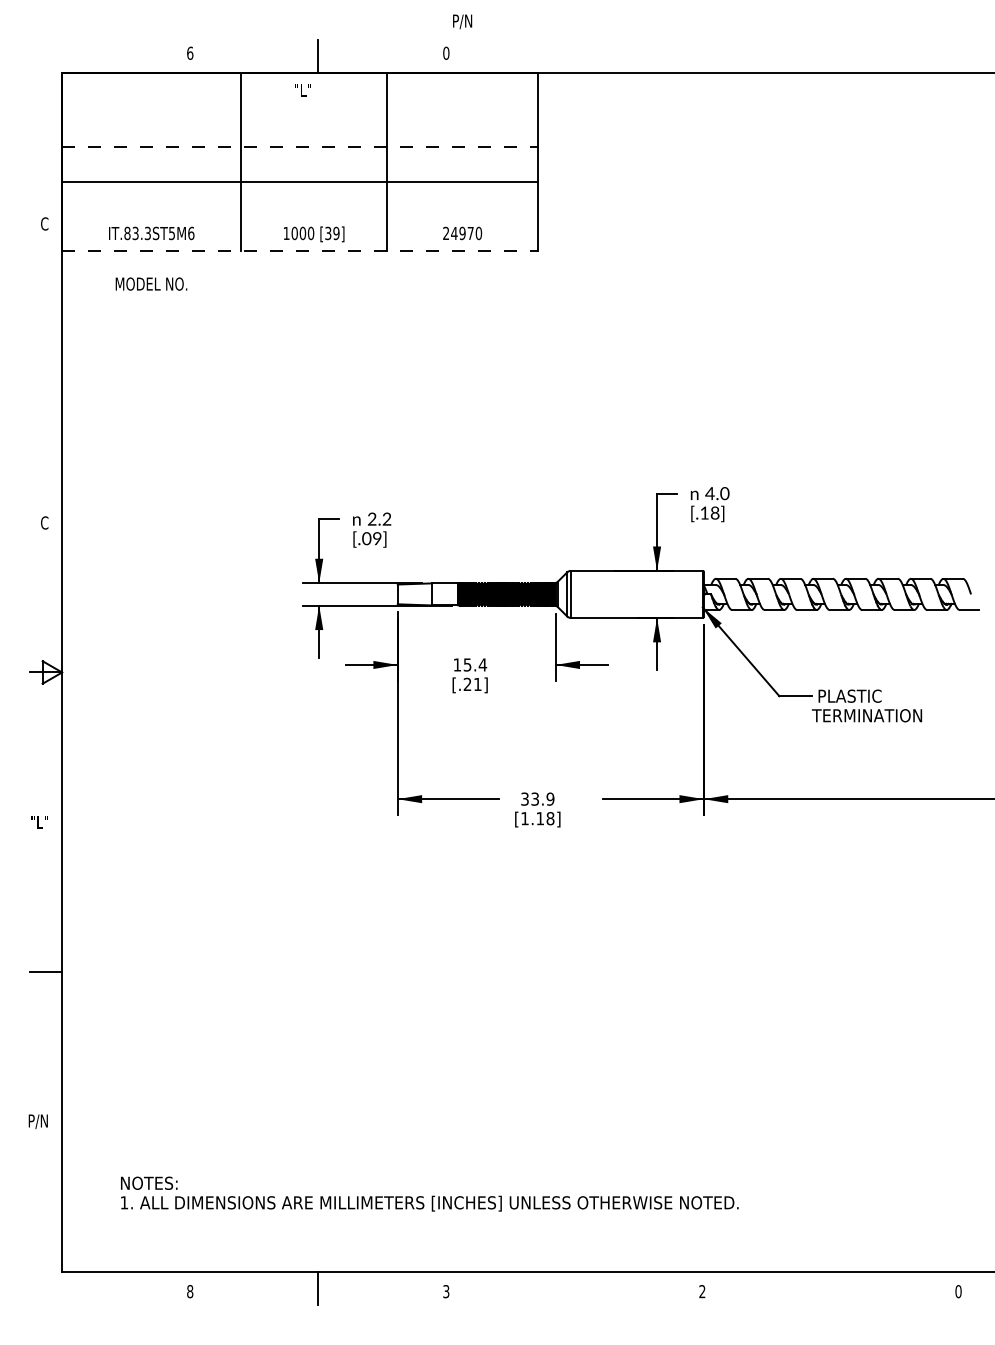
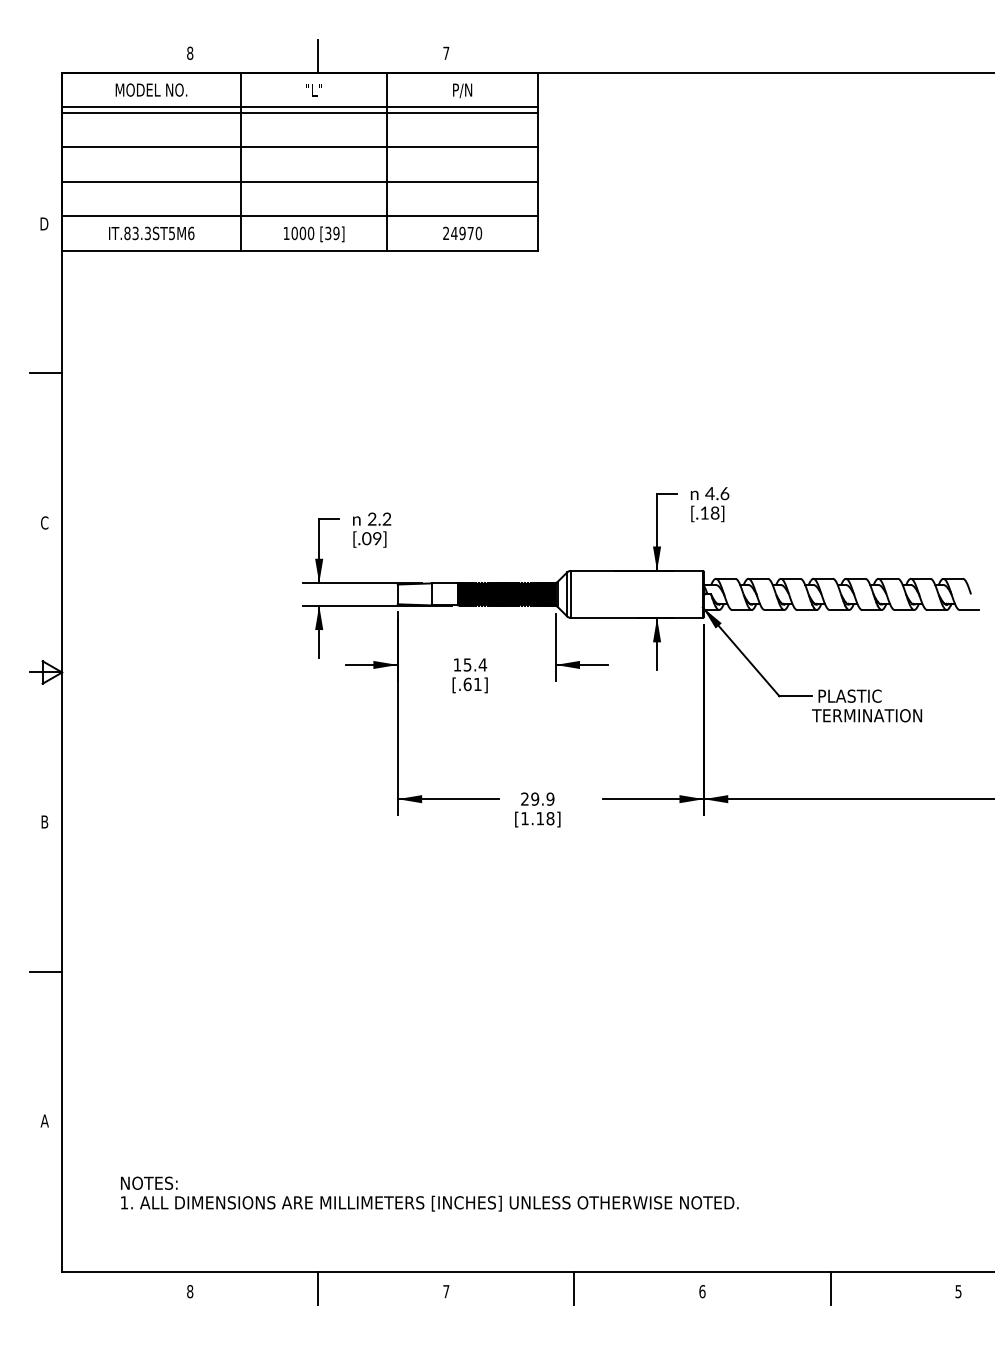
text position: (462, 21) -> (462, 90) (462, 90)
text: 6 -> 8 (190, 52)
text: 0 -> 7 (446, 52)
text position: (302, 90) -> (313, 90) (313, 90)
line: none -> present (300, 107)
line: none -> present (300, 112)
line: dashed -> solid (300, 147)
line: none -> present (300, 216)
text: C -> D (44, 223)
line: dashed -> solid (300, 250)
text position: (151, 283) -> (151, 89) (151, 89)
line: none -> present (45, 373)
text: 4.0 -> 4.6 (724, 493)
text: [.21] -> [.61] (467, 684)
text: 33.9 -> 29.9 (530, 798)
text: "L" -> B (39, 821)
text: P/N -> A (38, 1121)
line: none -> present (574, 1288)
line: none -> present (830, 1288)
text: 3 -> 7 (446, 1291)
text: 2 -> 6 (702, 1291)
text: 0 -> 5 (958, 1291)
